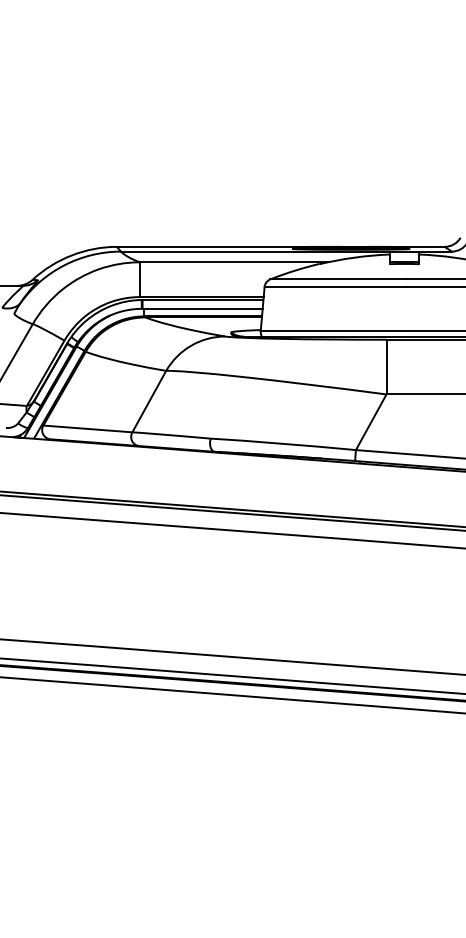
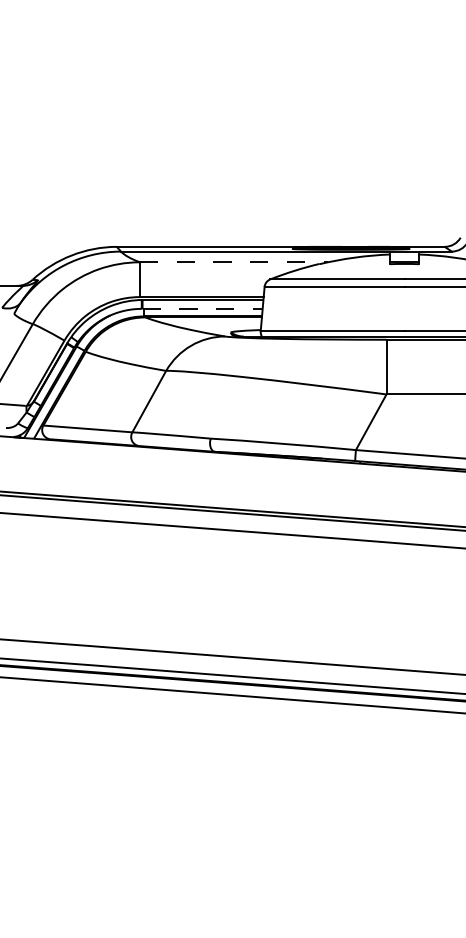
line: solid -> dashed (234, 262)
line: solid -> dashed (203, 308)
